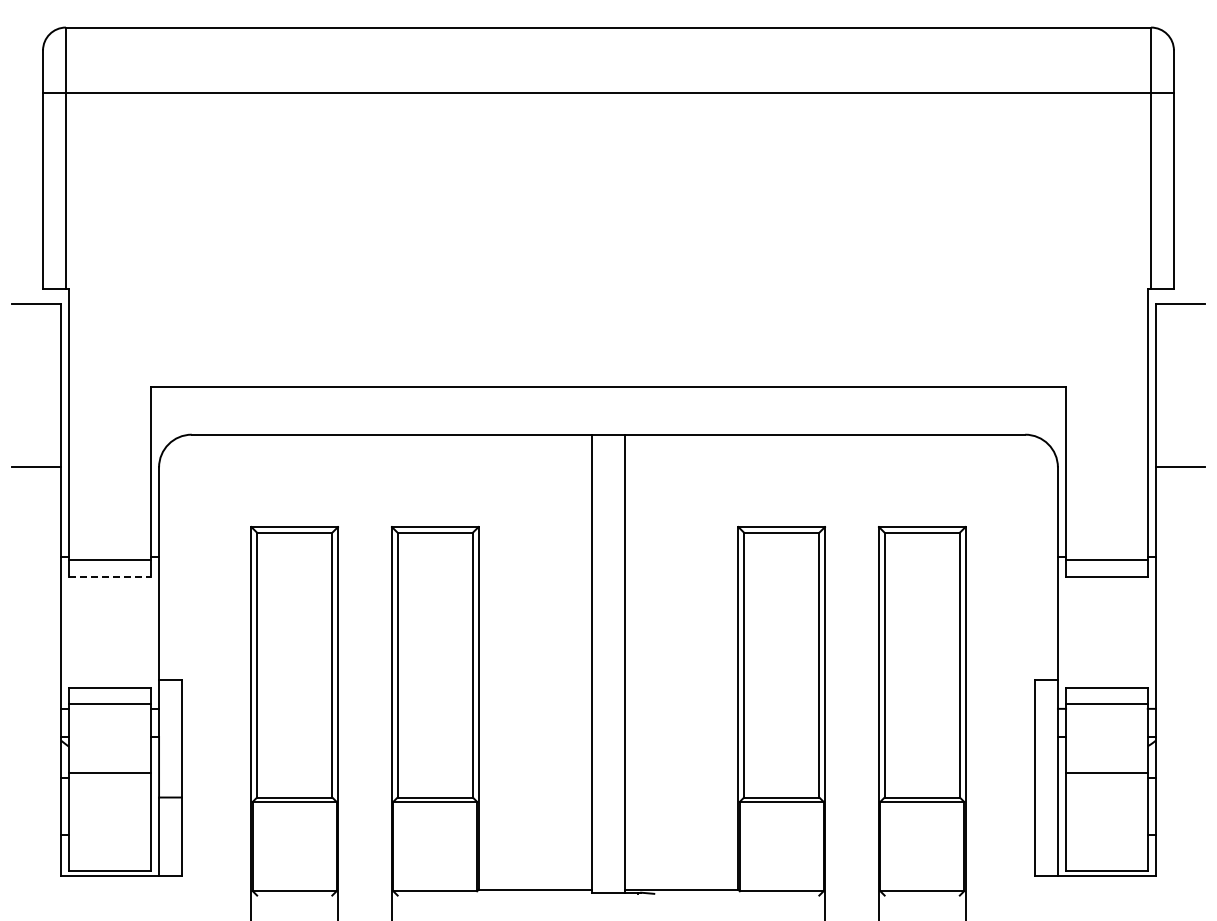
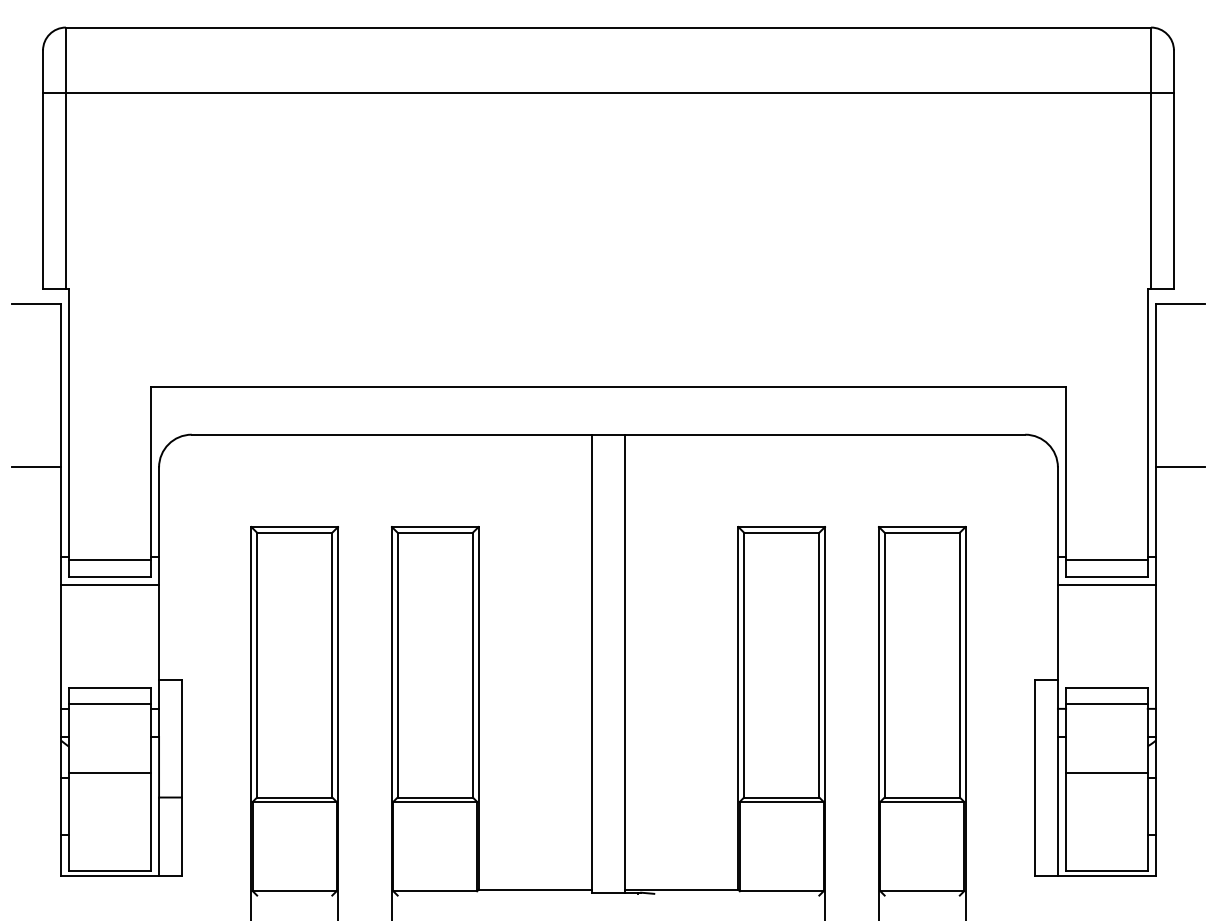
line: dashed -> solid (110, 576)
line: none -> present (110, 585)
line: none -> present (1106, 585)
